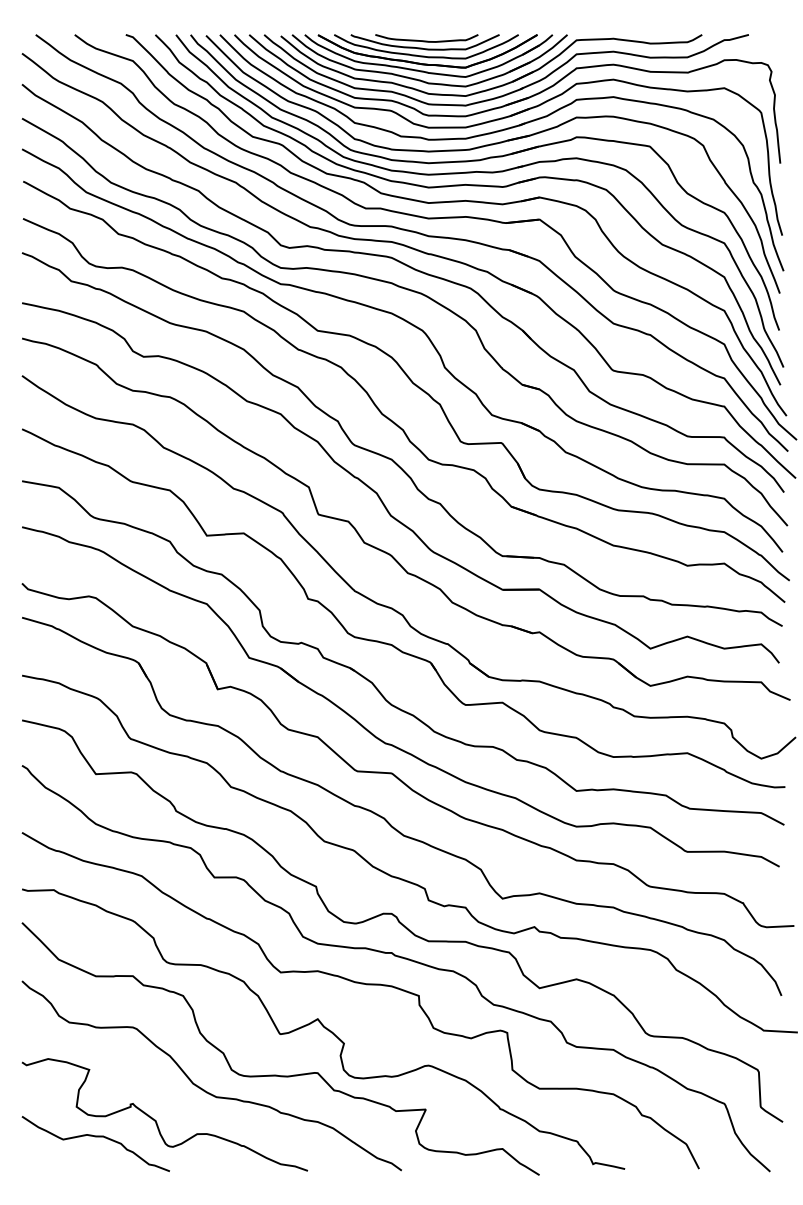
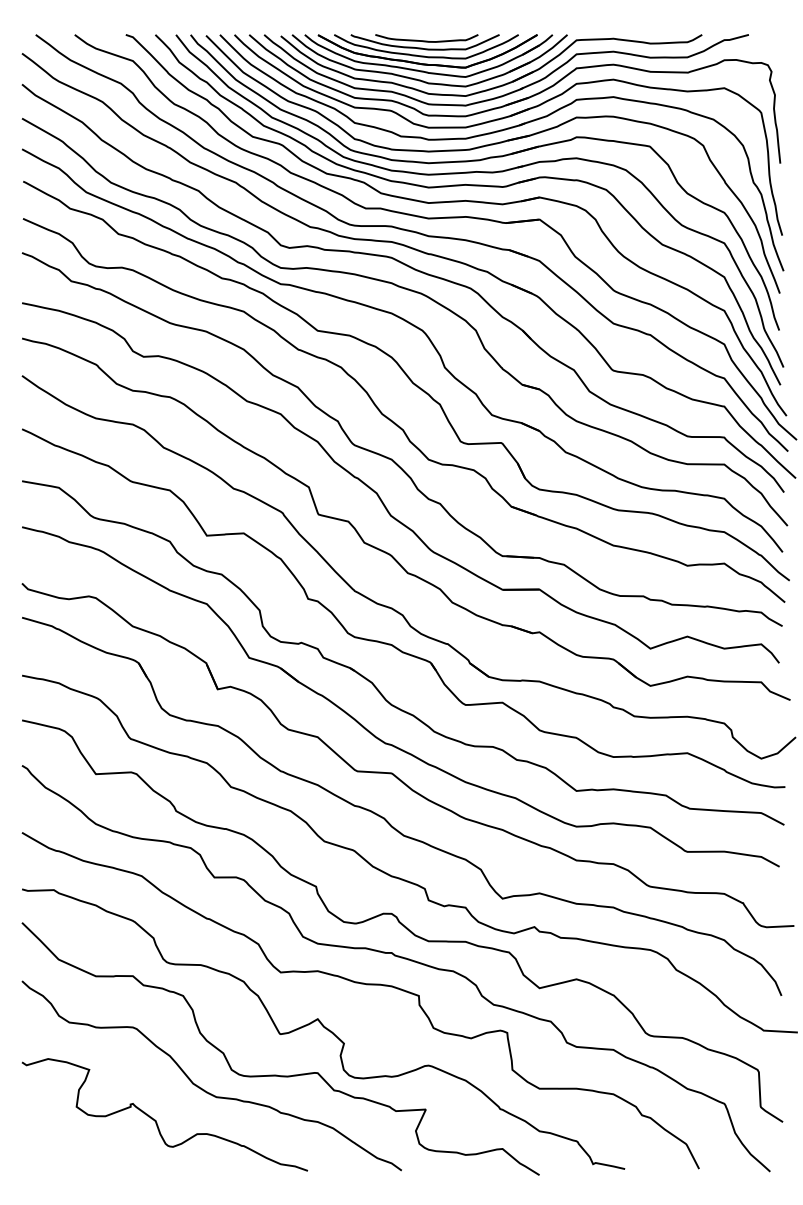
curve: present -> none (95, 1137)
